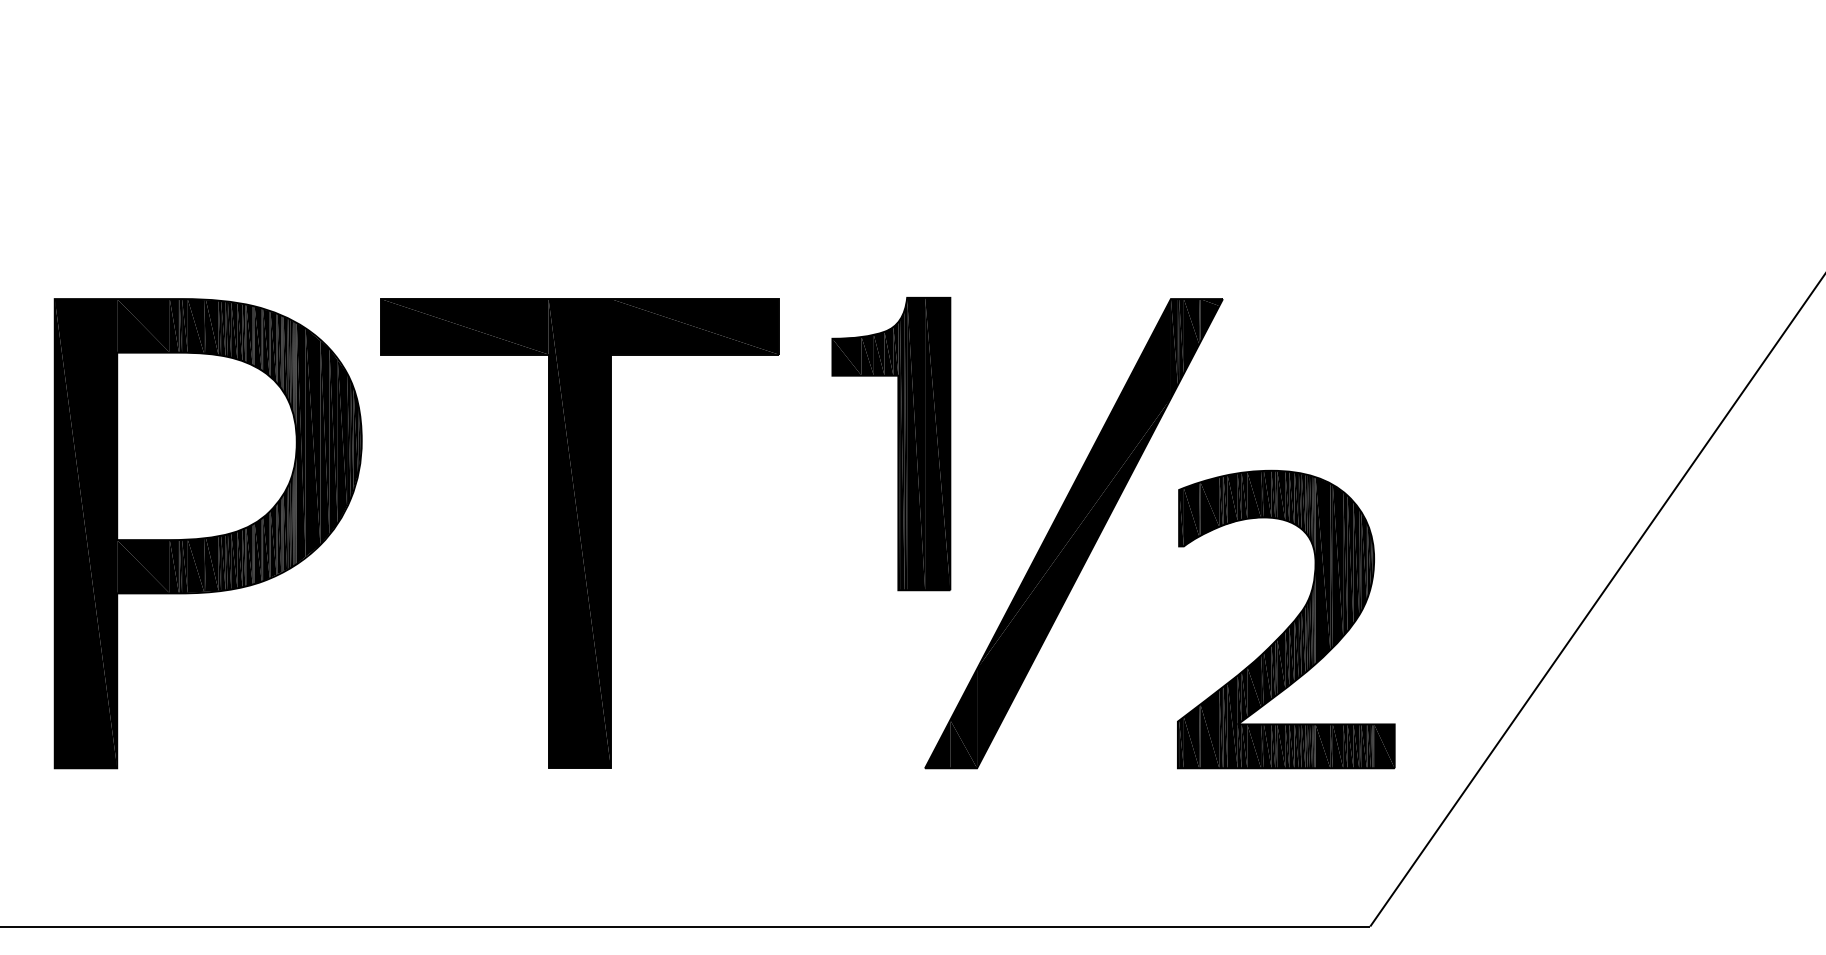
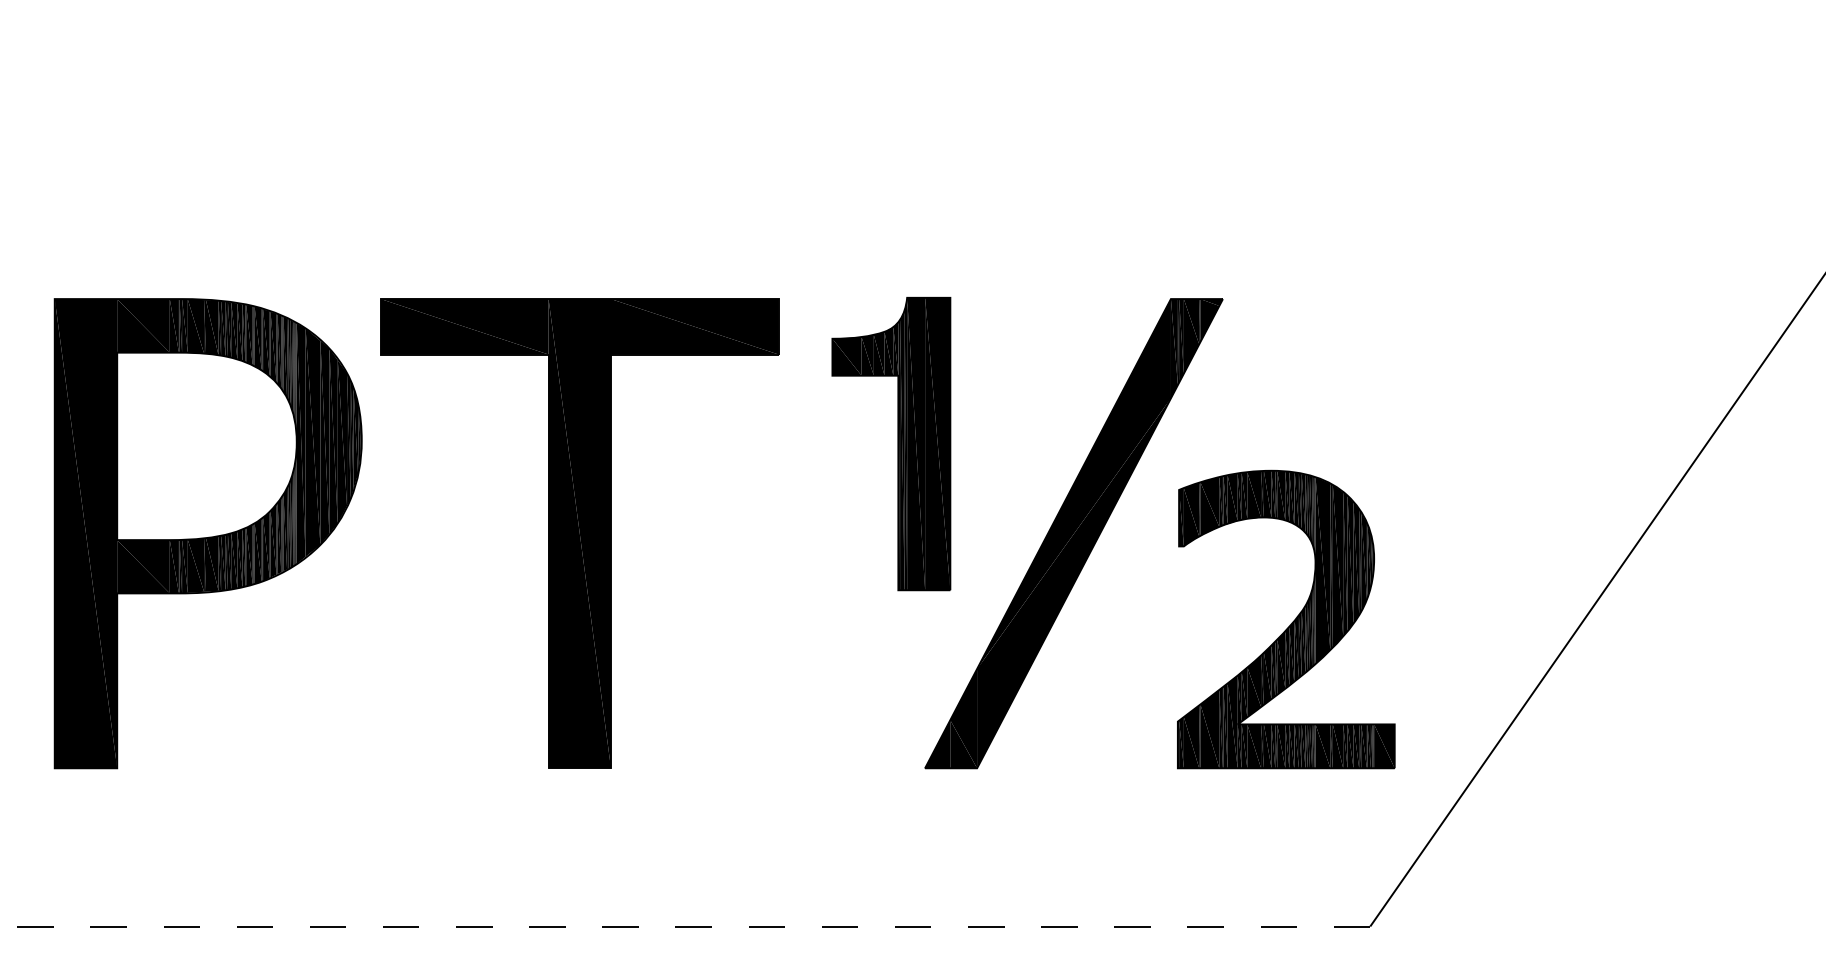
line: solid -> dashed (685, 926)
